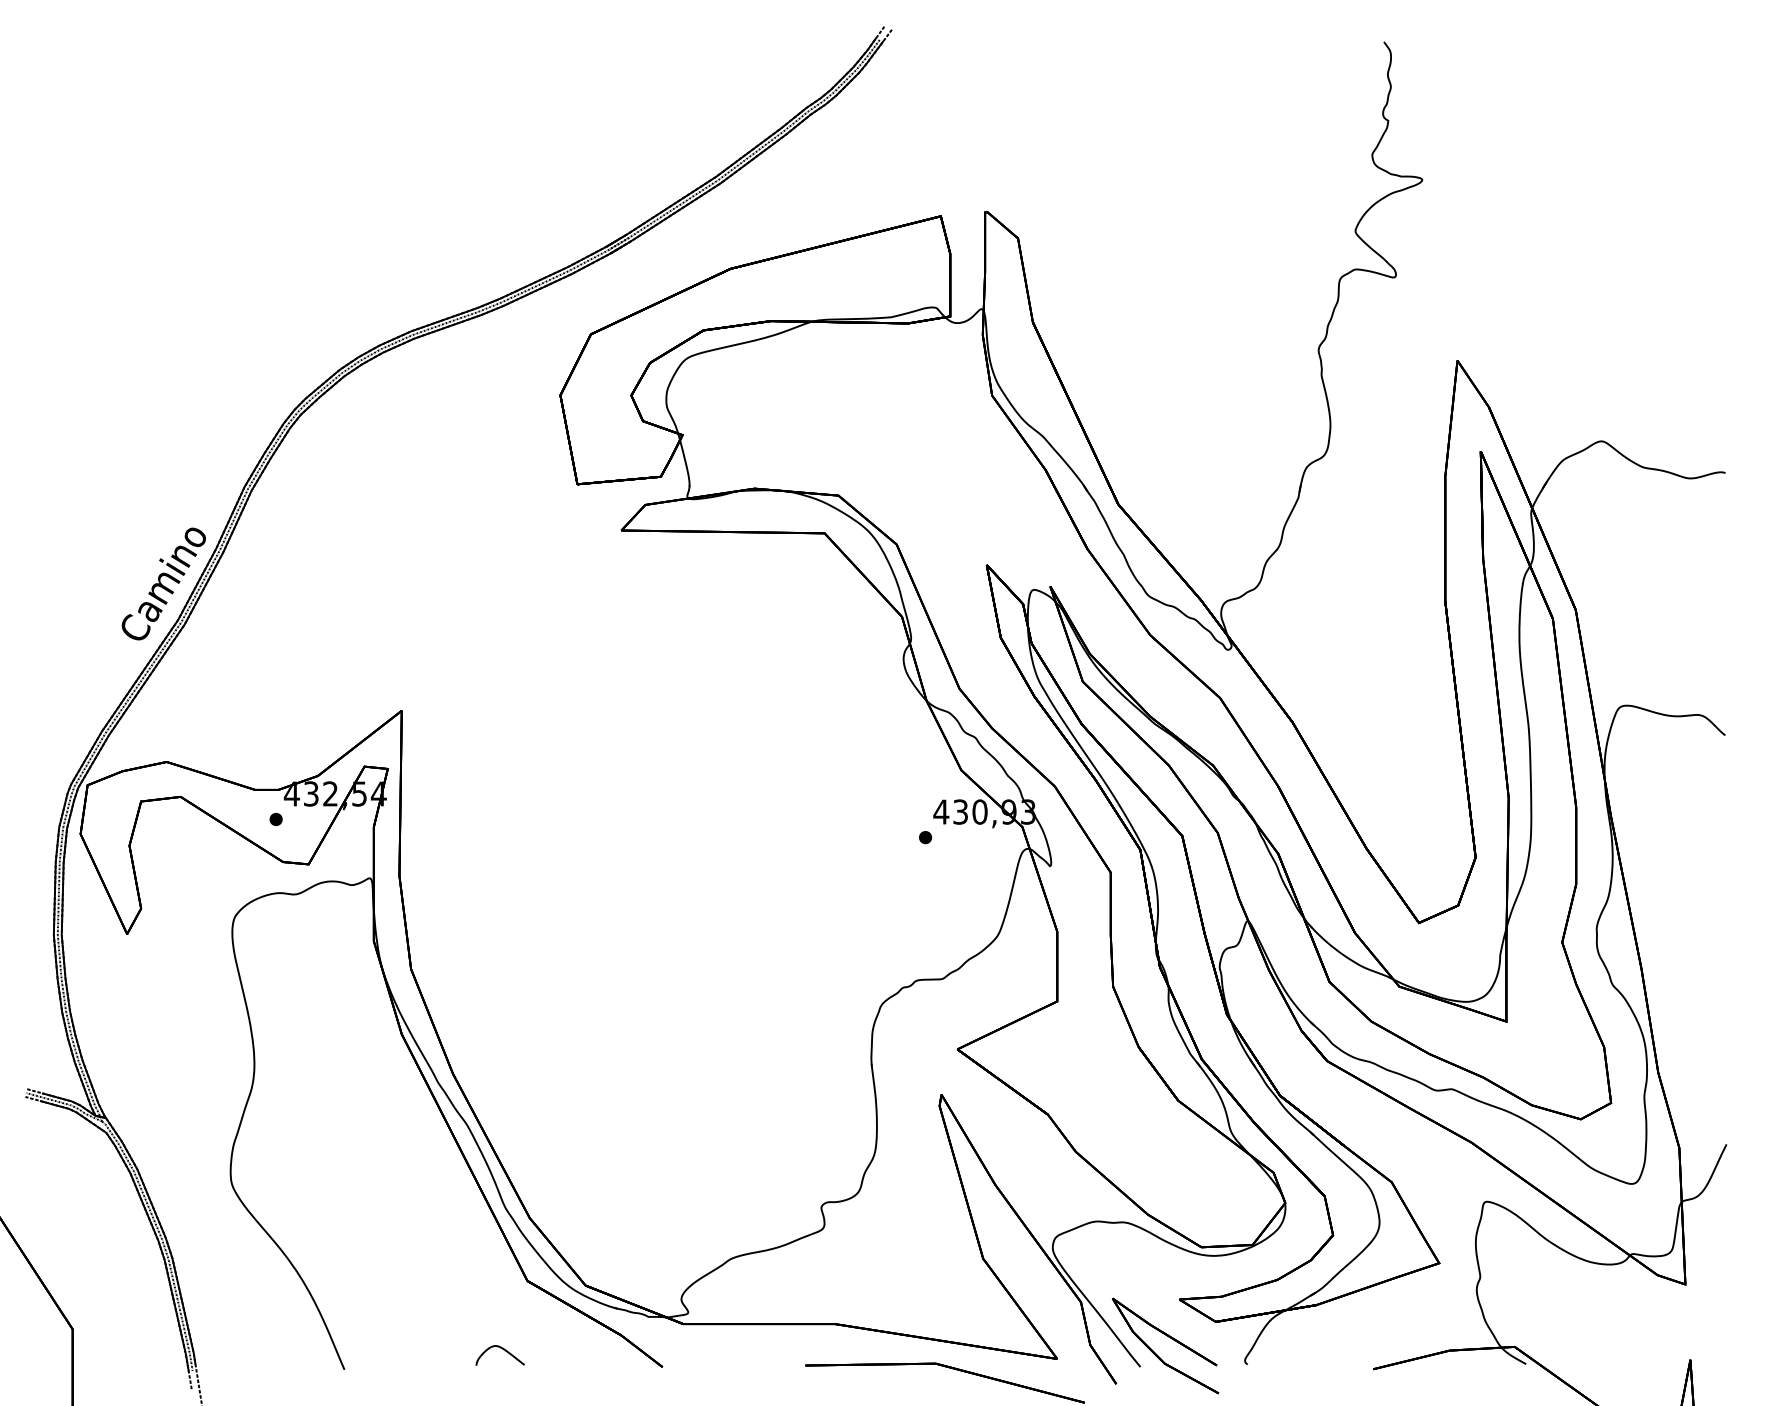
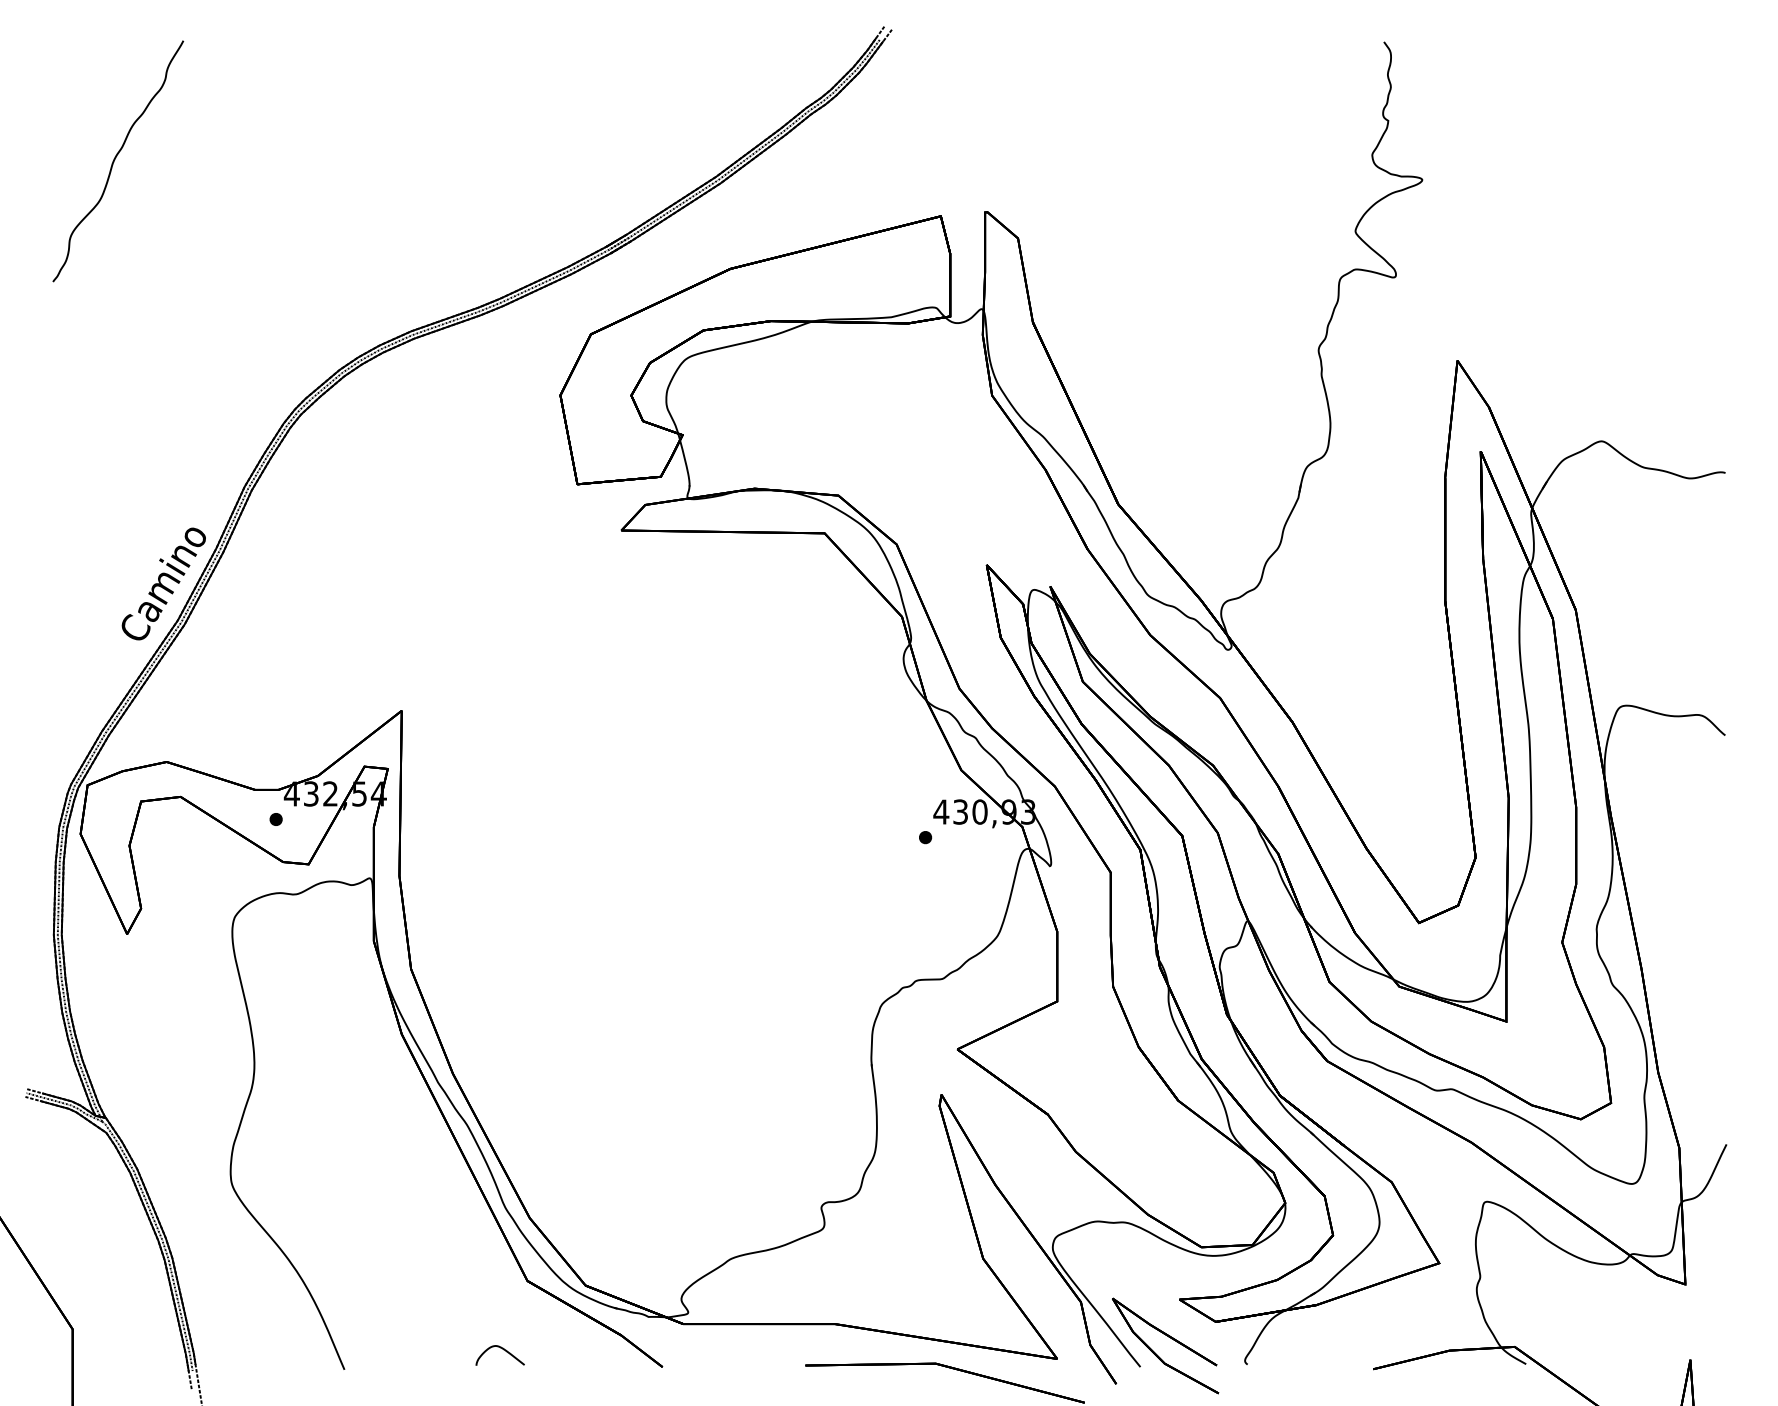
curve: none -> present (115, 159)
